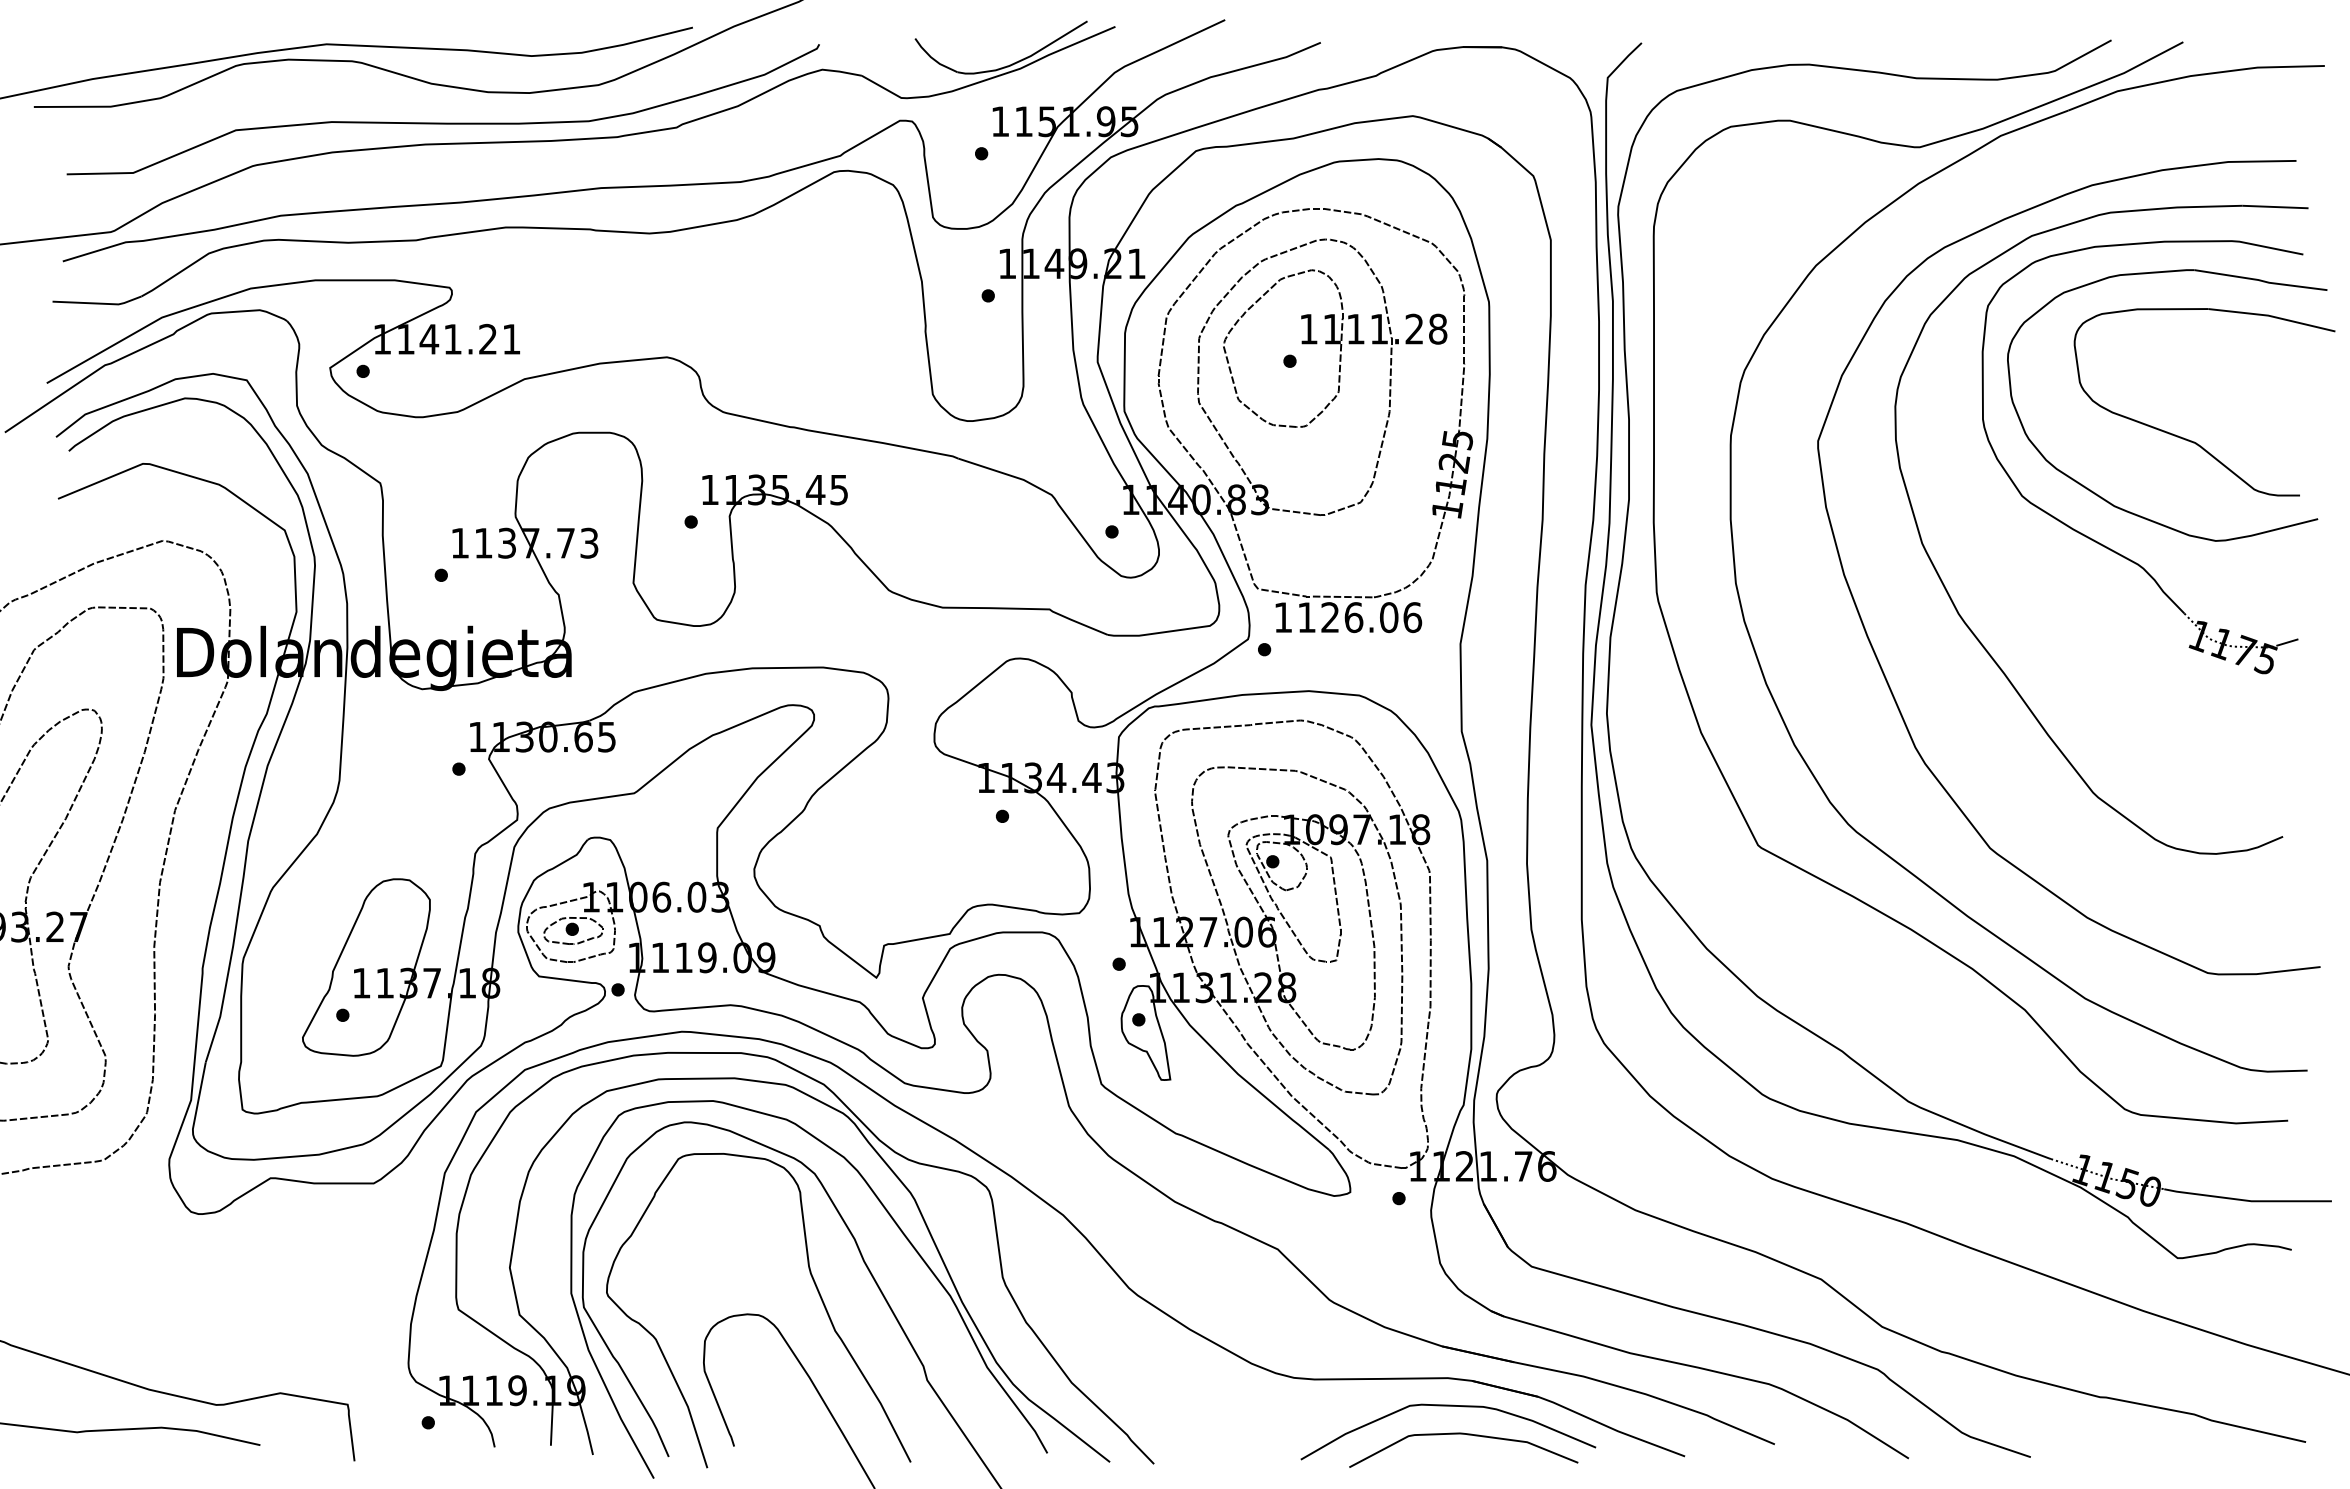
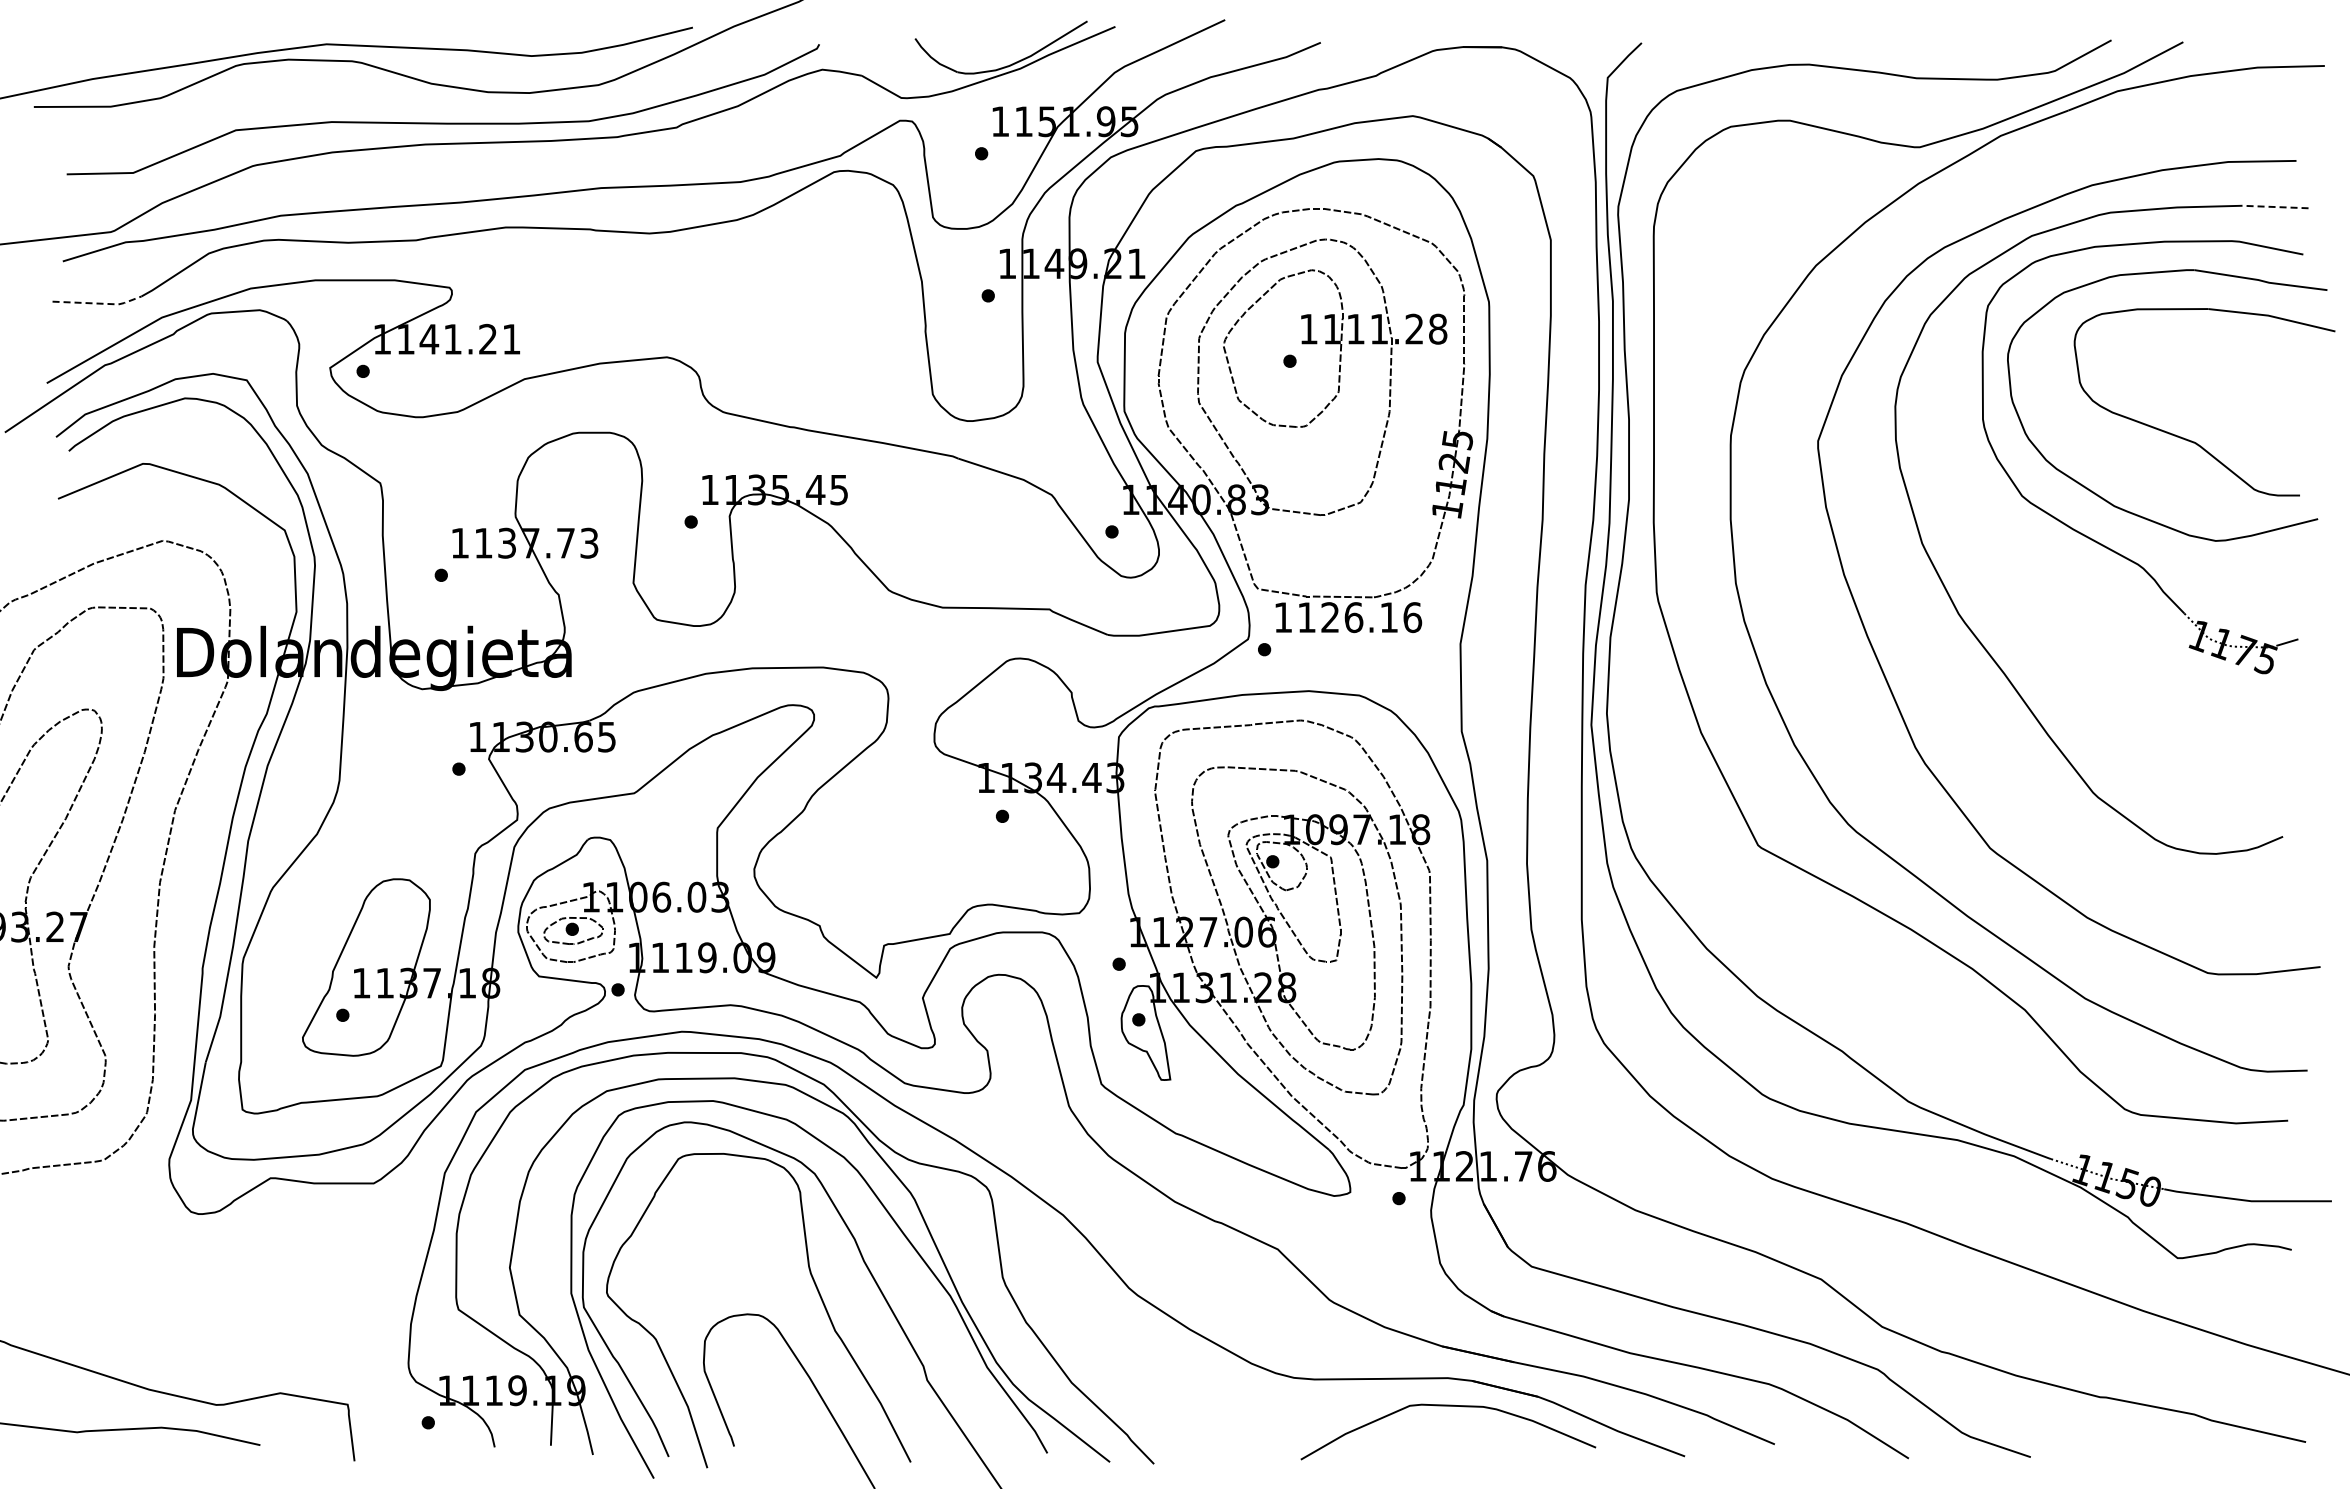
line: solid -> dashed (2274, 207)
line: solid -> dashed (98, 303)
text: 1126.06 -> 1126.16 (1389, 617)
curve: present -> none (1467, 1435)
